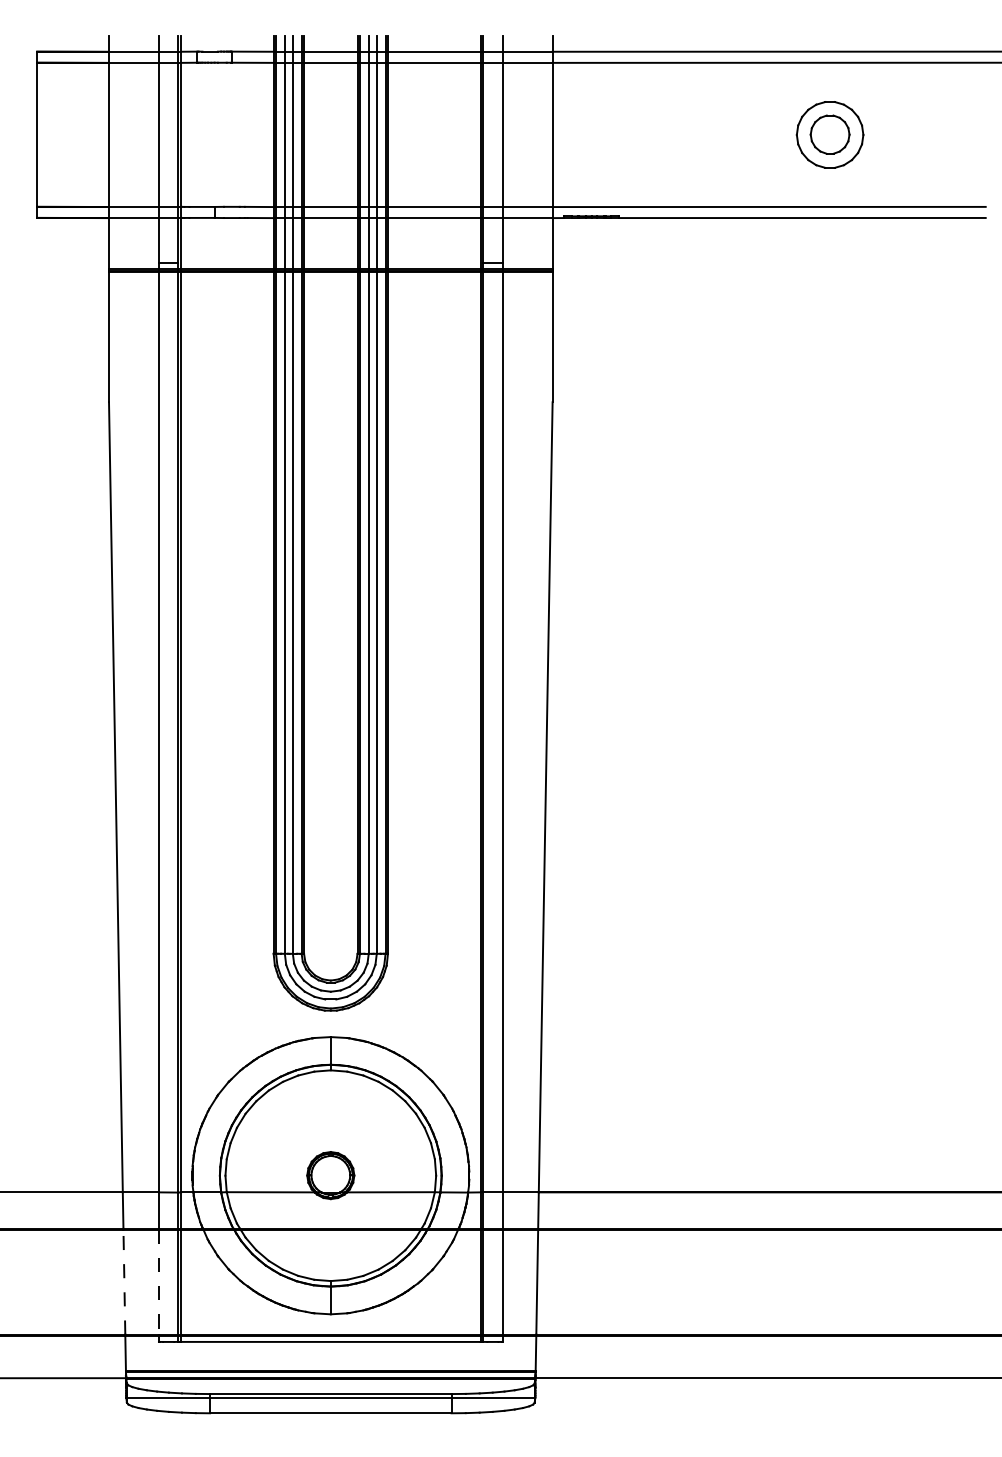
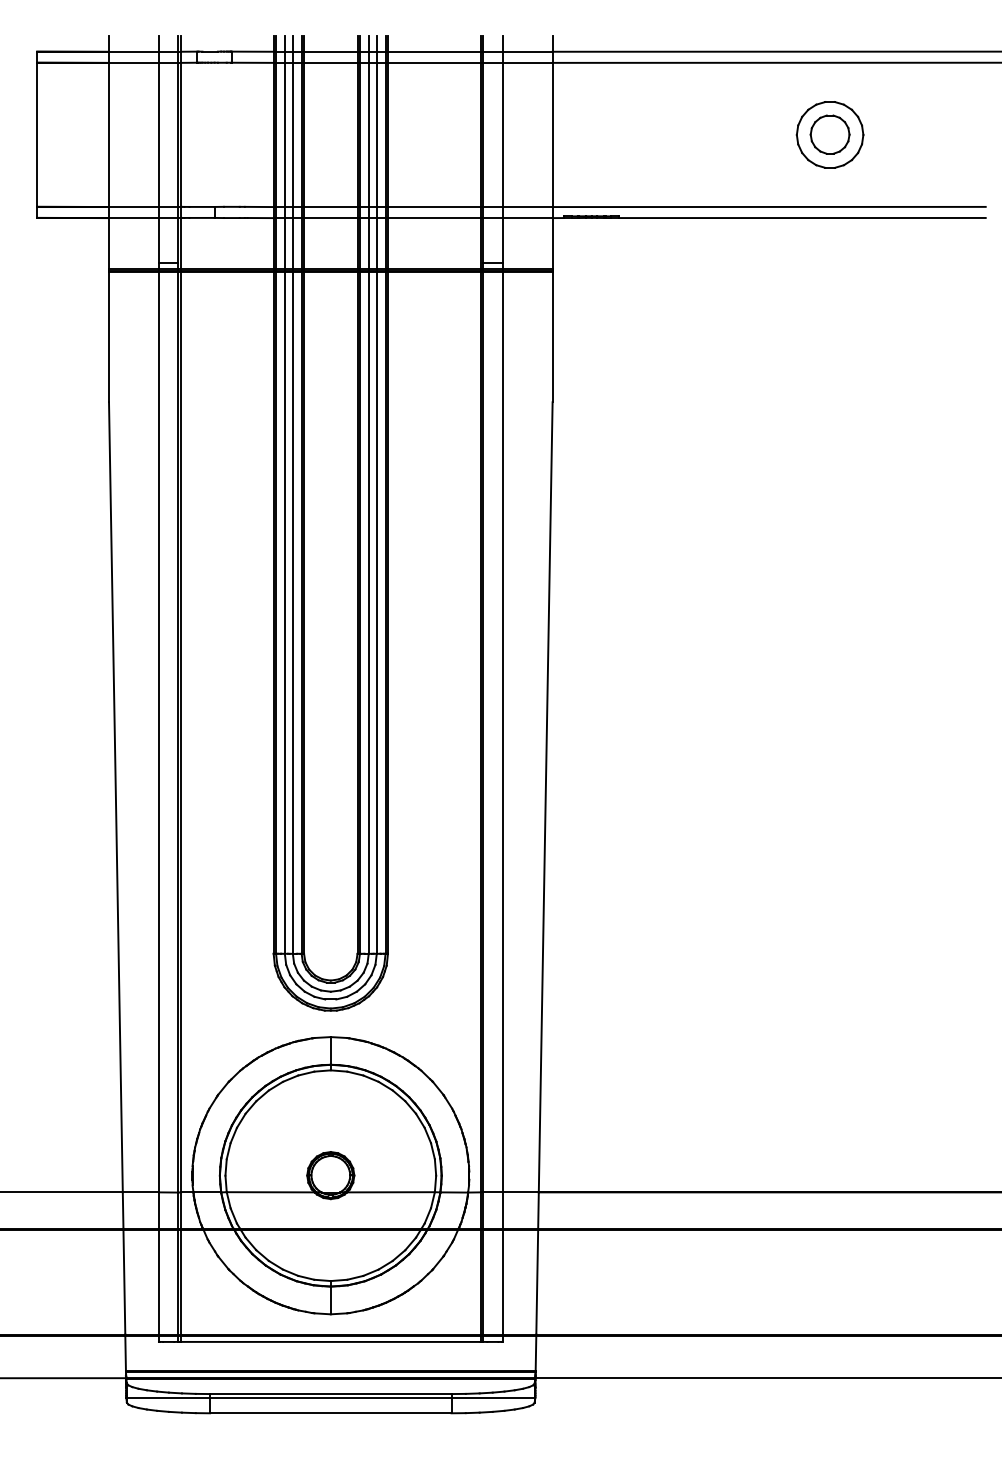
line: dashed -> solid (124, 1281)
line: dashed -> solid (158, 1282)
